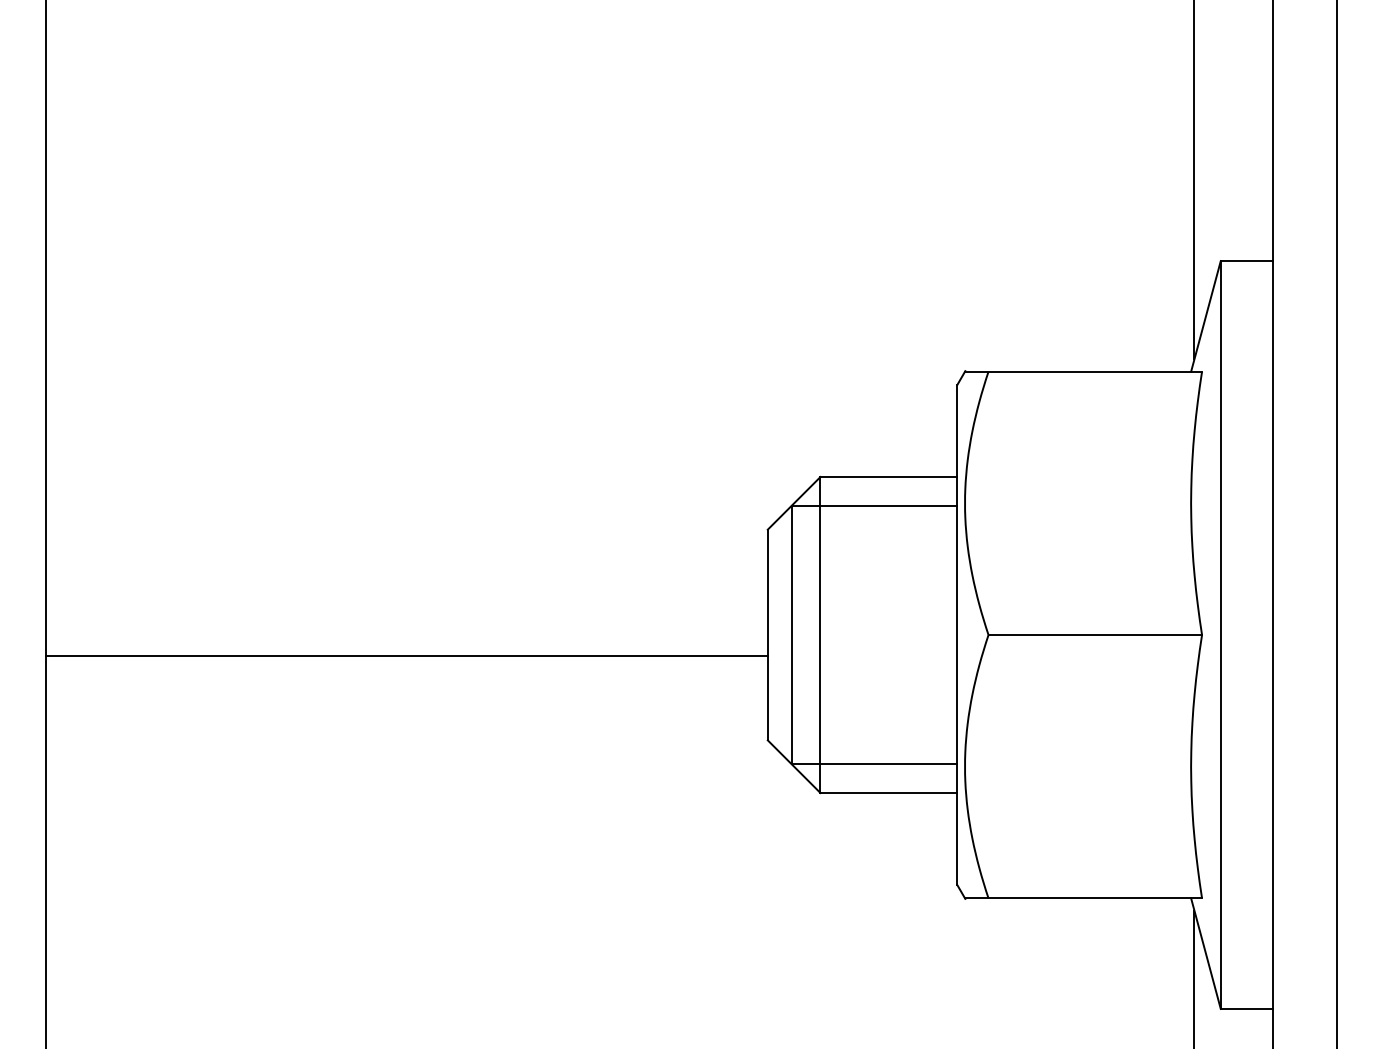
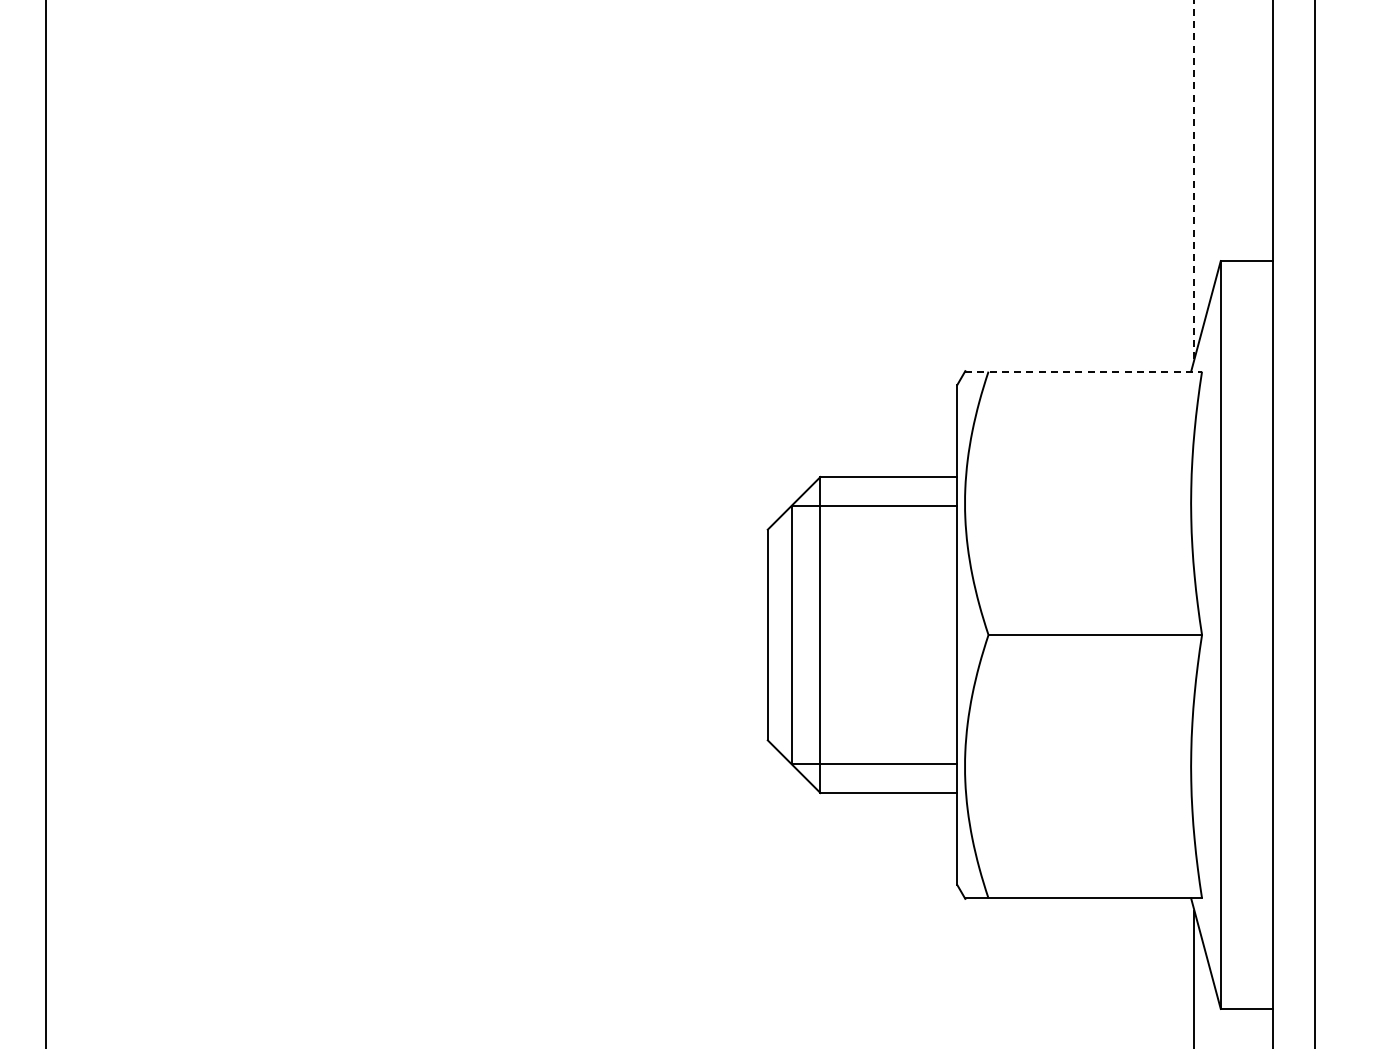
line: solid -> dashed (1194, 179)
line: solid -> dashed (1083, 371)
line position: (1336, 523) -> (1314, 523) (1314, 523)
line: present -> none (406, 656)
